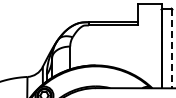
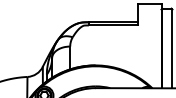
line: dashed -> solid (171, 48)
